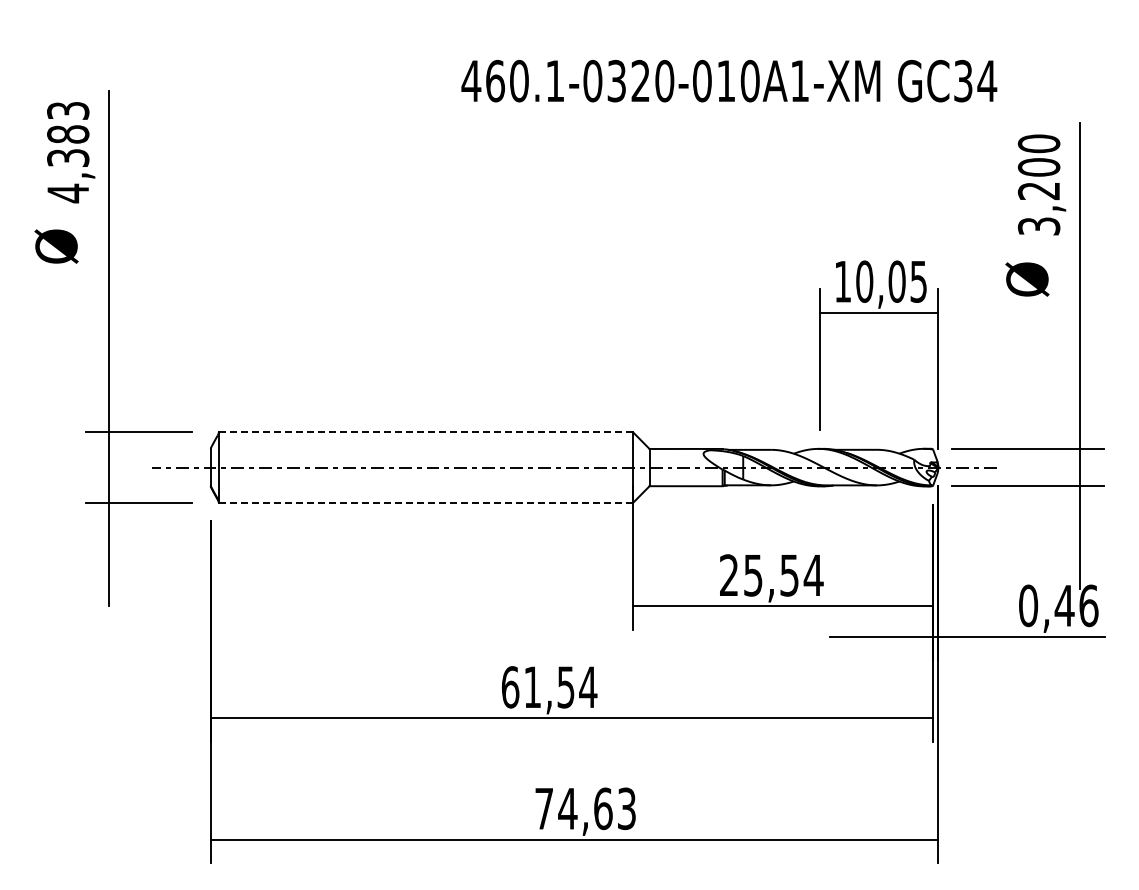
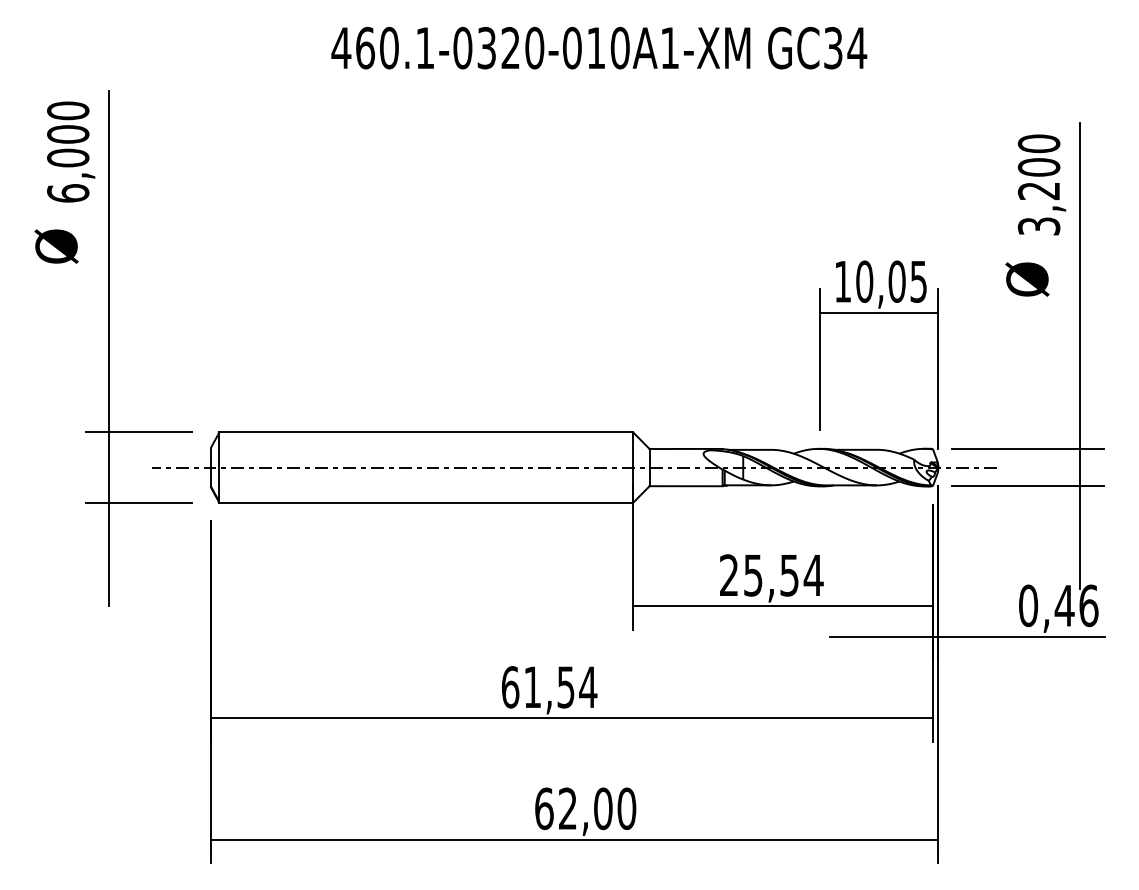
text position: (729, 81) -> (599, 48) (599, 48)
text: 4,383 -> 6,000 (68, 152)
line: dashed -> solid (425, 432)
line: dashed -> solid (426, 502)
text: 74,63 -> 62,00 (585, 808)
